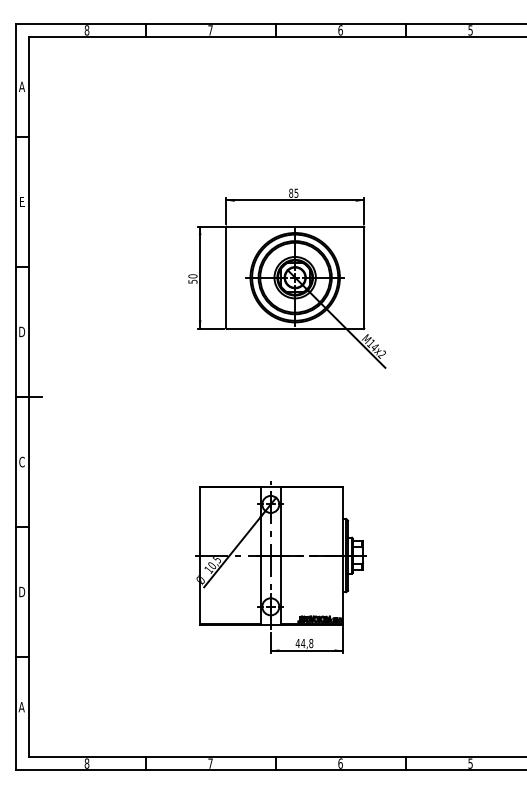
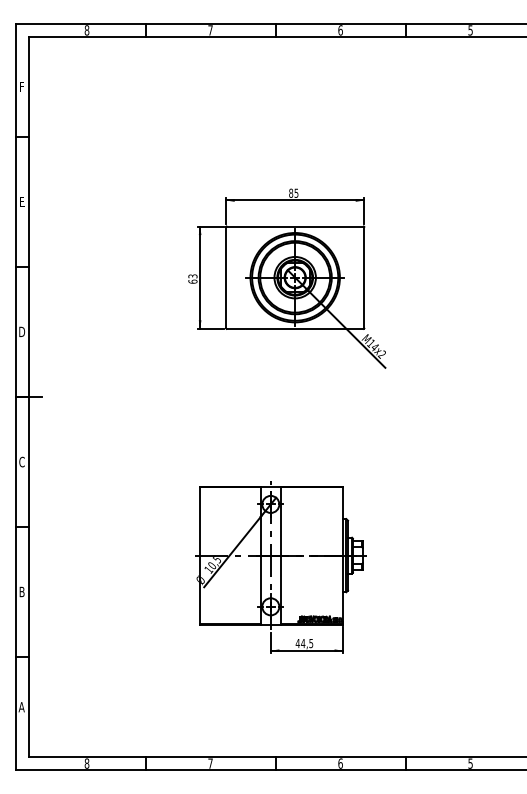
text: A -> F (22, 86)
text: 50 -> 63 (192, 278)
text: D -> B (22, 591)
text: 44,8 -> 44,5 (311, 643)
